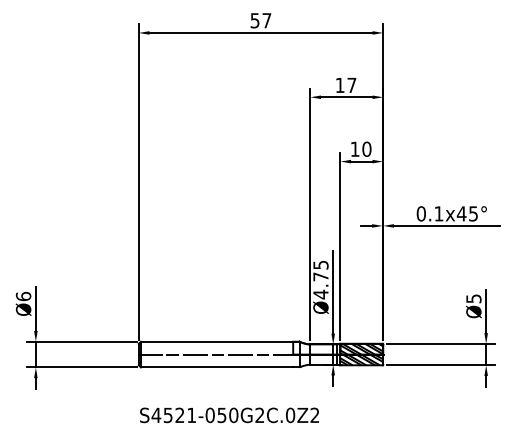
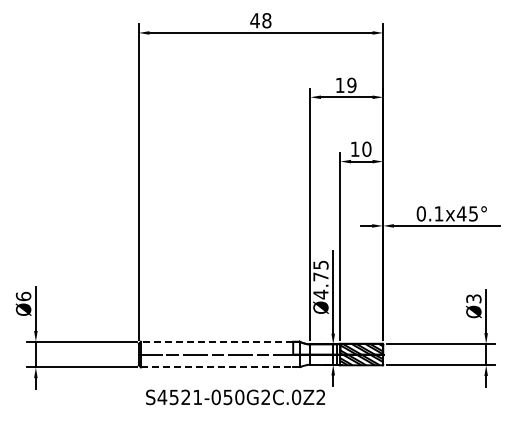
text: 57 -> 48 (260, 20)
text: 17 -> 19 (351, 85)
text: Ø5 -> Ø3 (473, 298)
line: solid -> dashed (216, 341)
line: solid -> dashed (217, 367)
text position: (229, 415) -> (235, 397) (235, 397)
